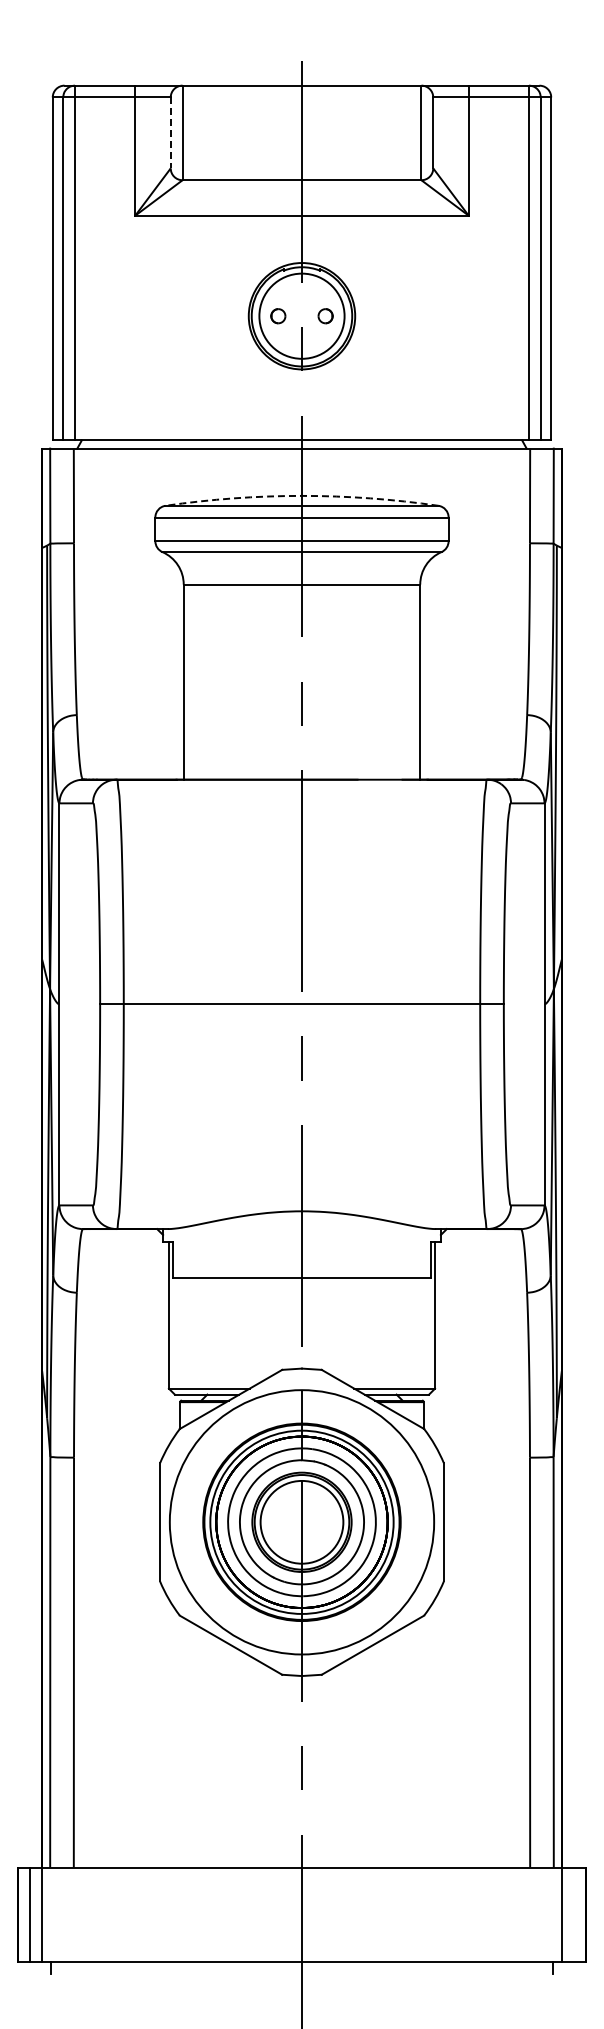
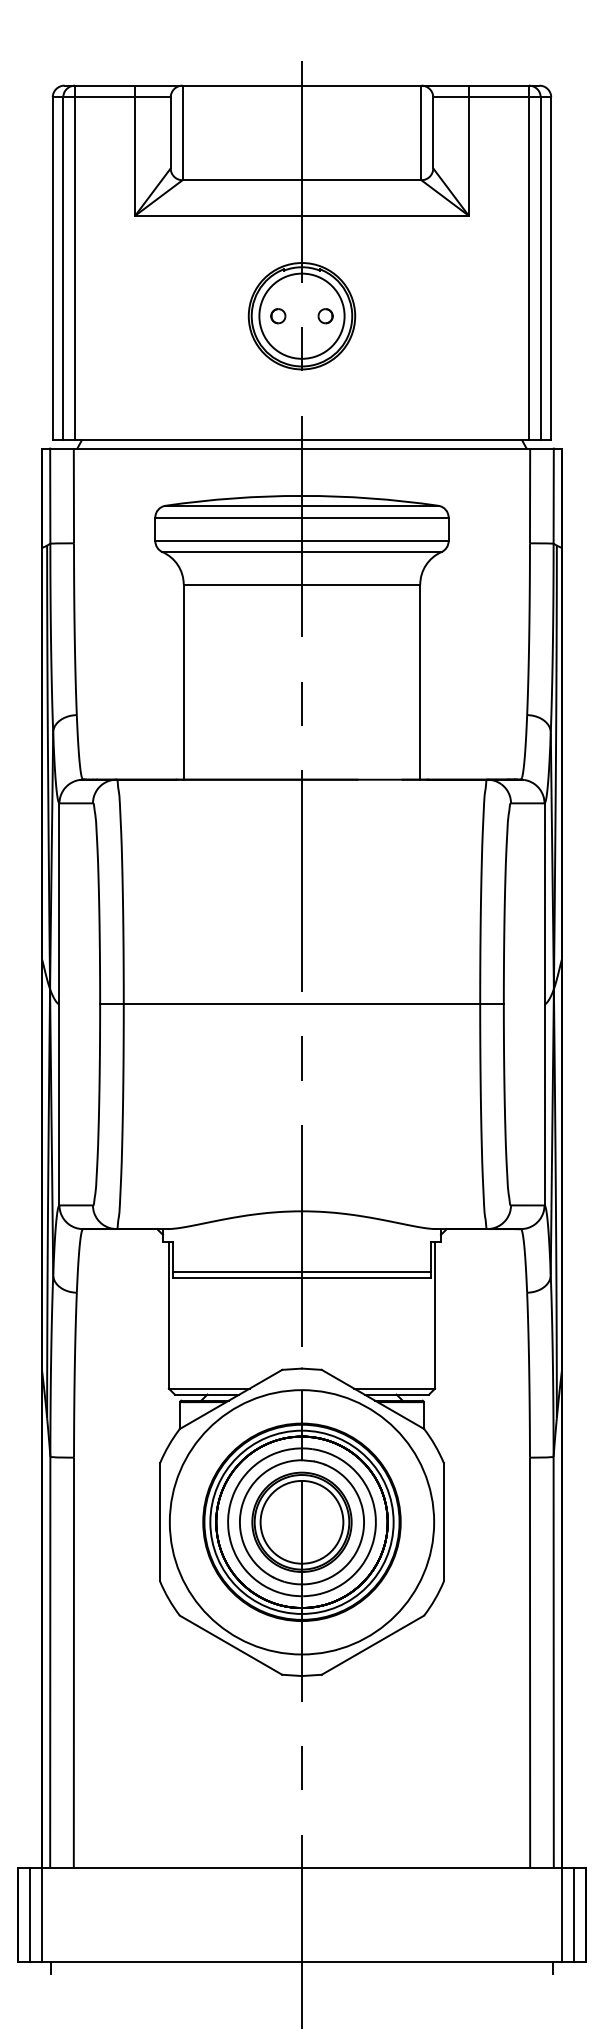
line: dashed -> solid (170, 133)
arc: dashed -> solid (301, 495)
line: none -> present (301, 1271)
line: none -> present (573, 1914)
